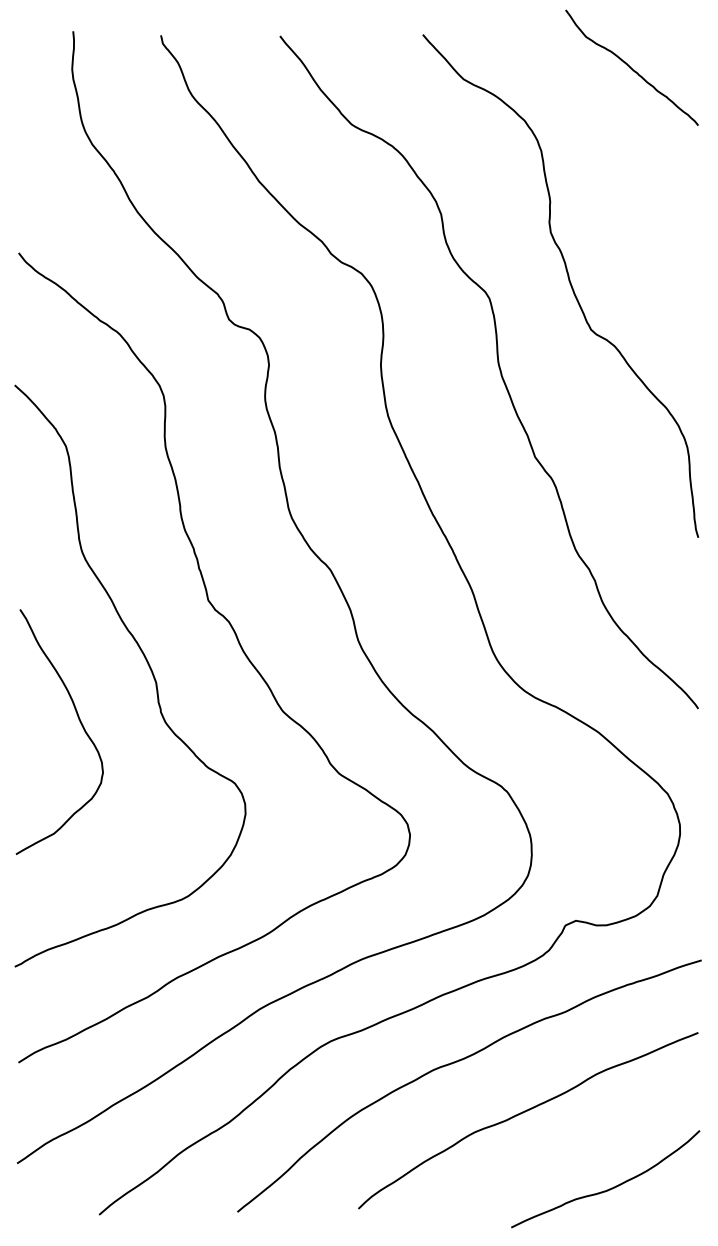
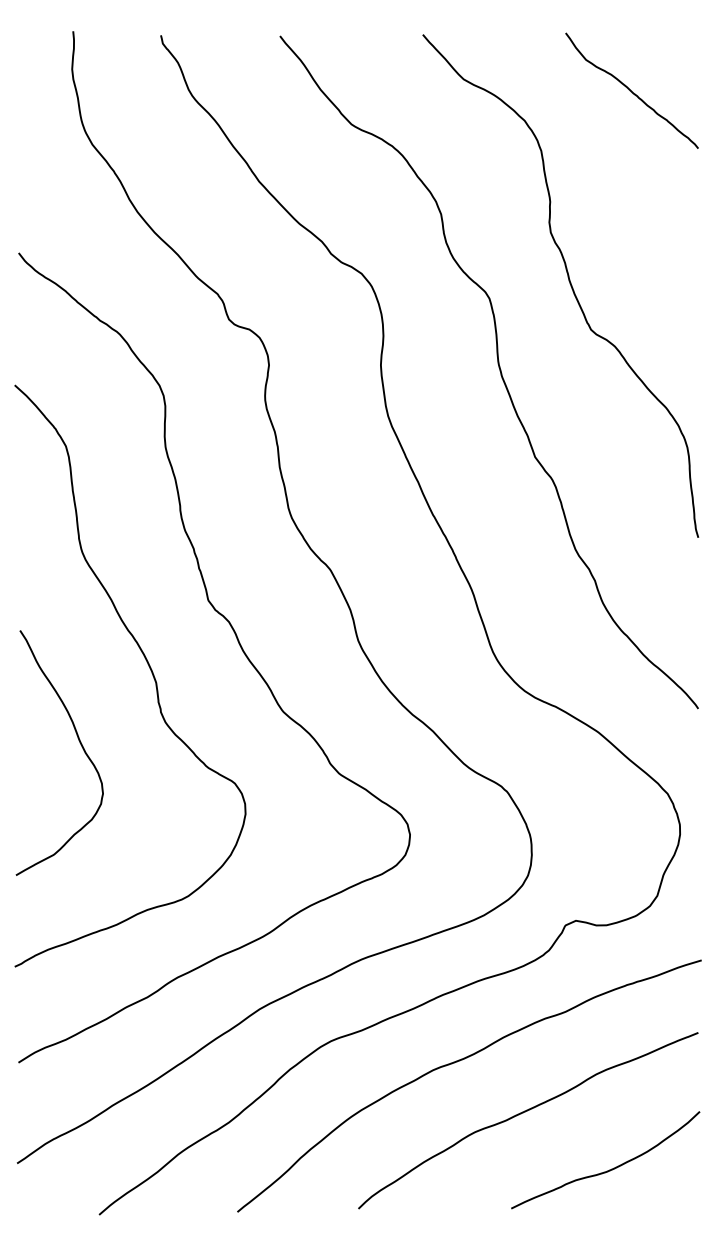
curve position: (631, 67) -> (631, 90) (631, 90)
curve position: (79, 721) -> (79, 742) (79, 742)
curve position: (609, 1188) -> (609, 1169) (609, 1169)
